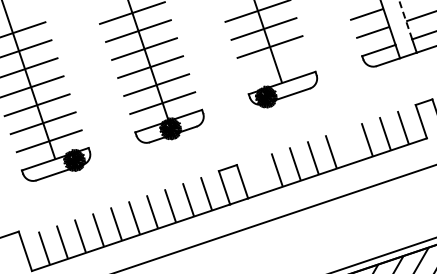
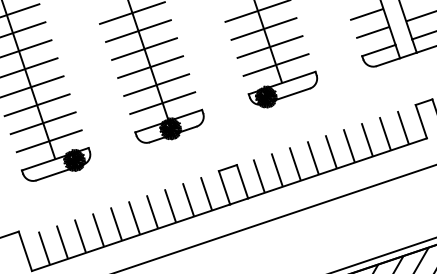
line: none -> present (21, 9)
line: dashed -> solid (405, 19)
line: none -> present (275, 64)
line: none -> present (348, 145)
line: none -> present (258, 175)
